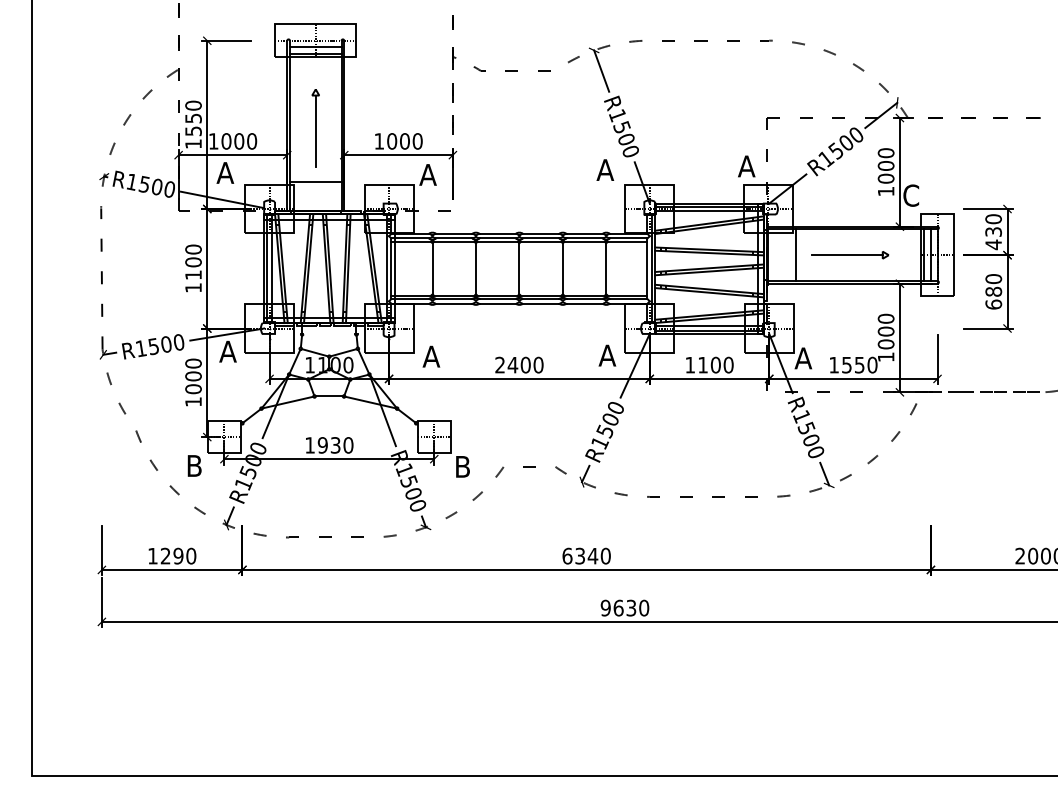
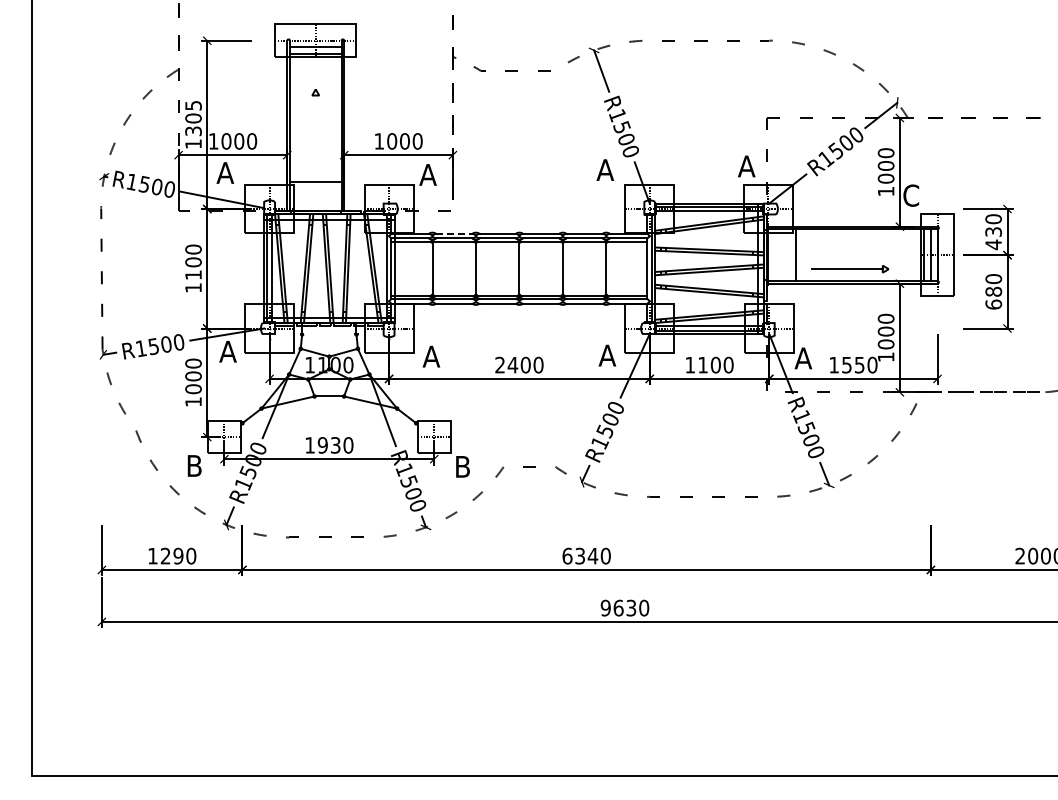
text: 1550 -> 1305 (193, 117)
line: present -> none (315, 130)
line: solid -> dashed (454, 233)
part position: (850, 255) -> (850, 269) (850, 269)
